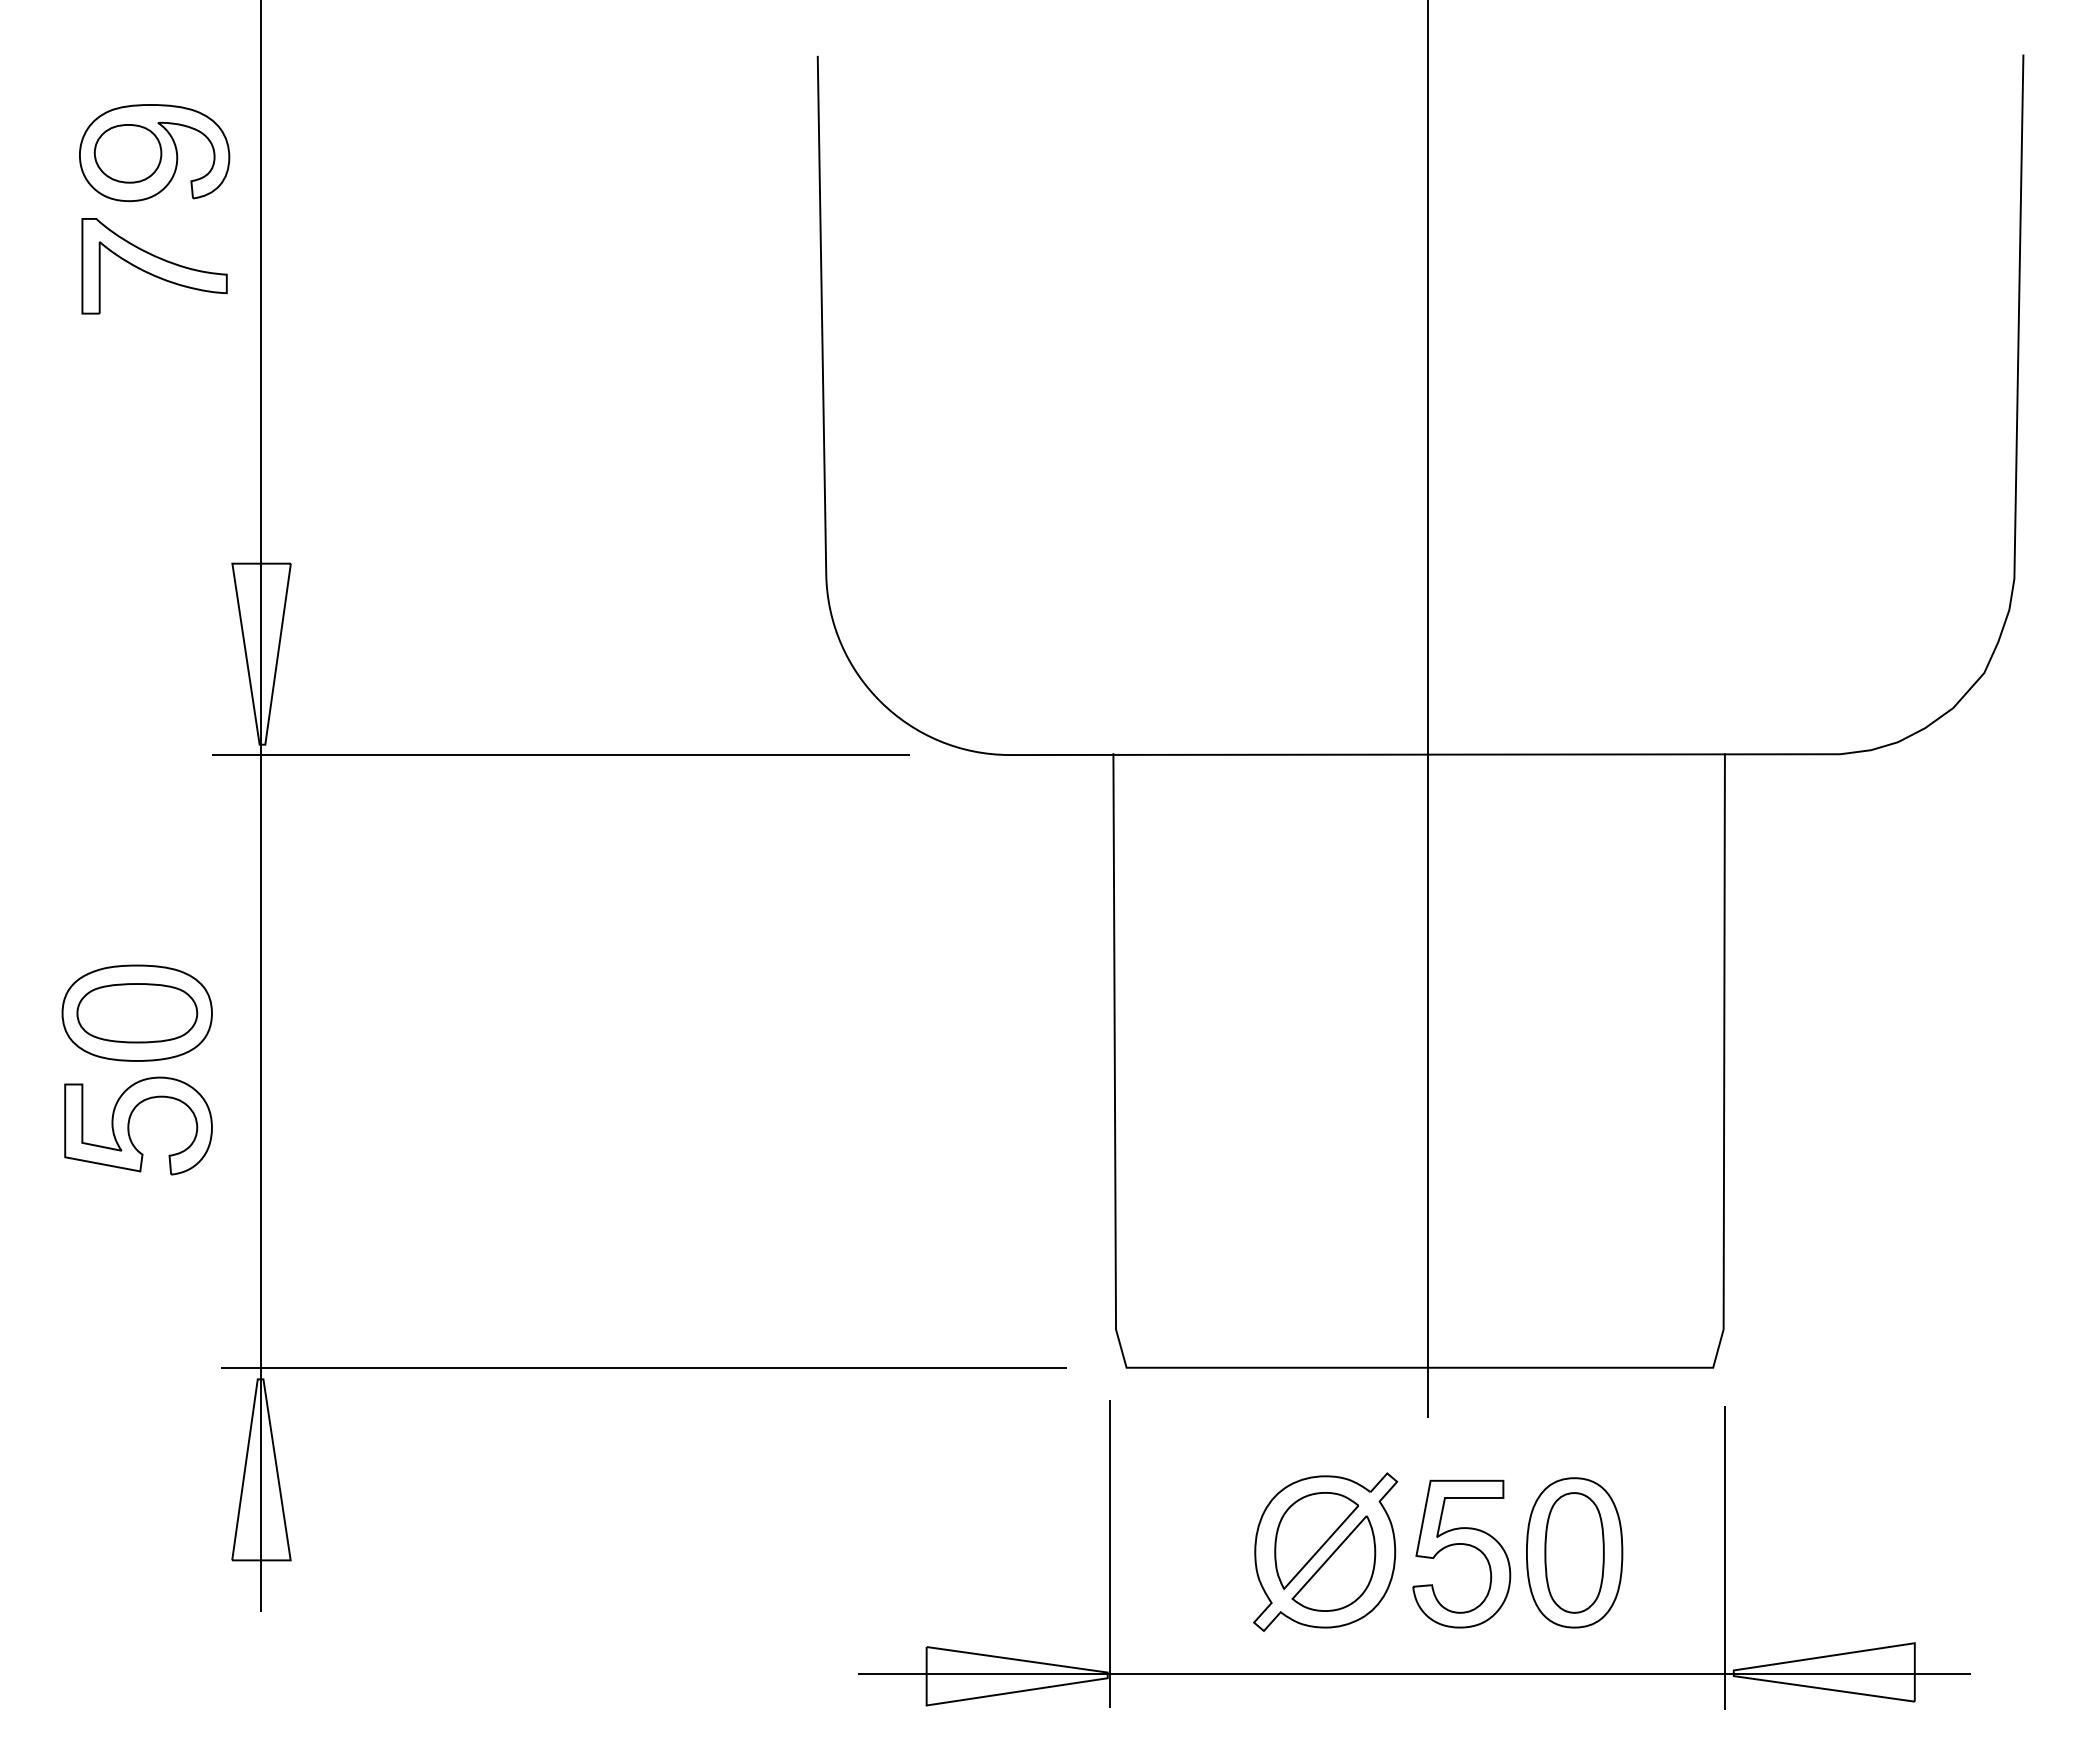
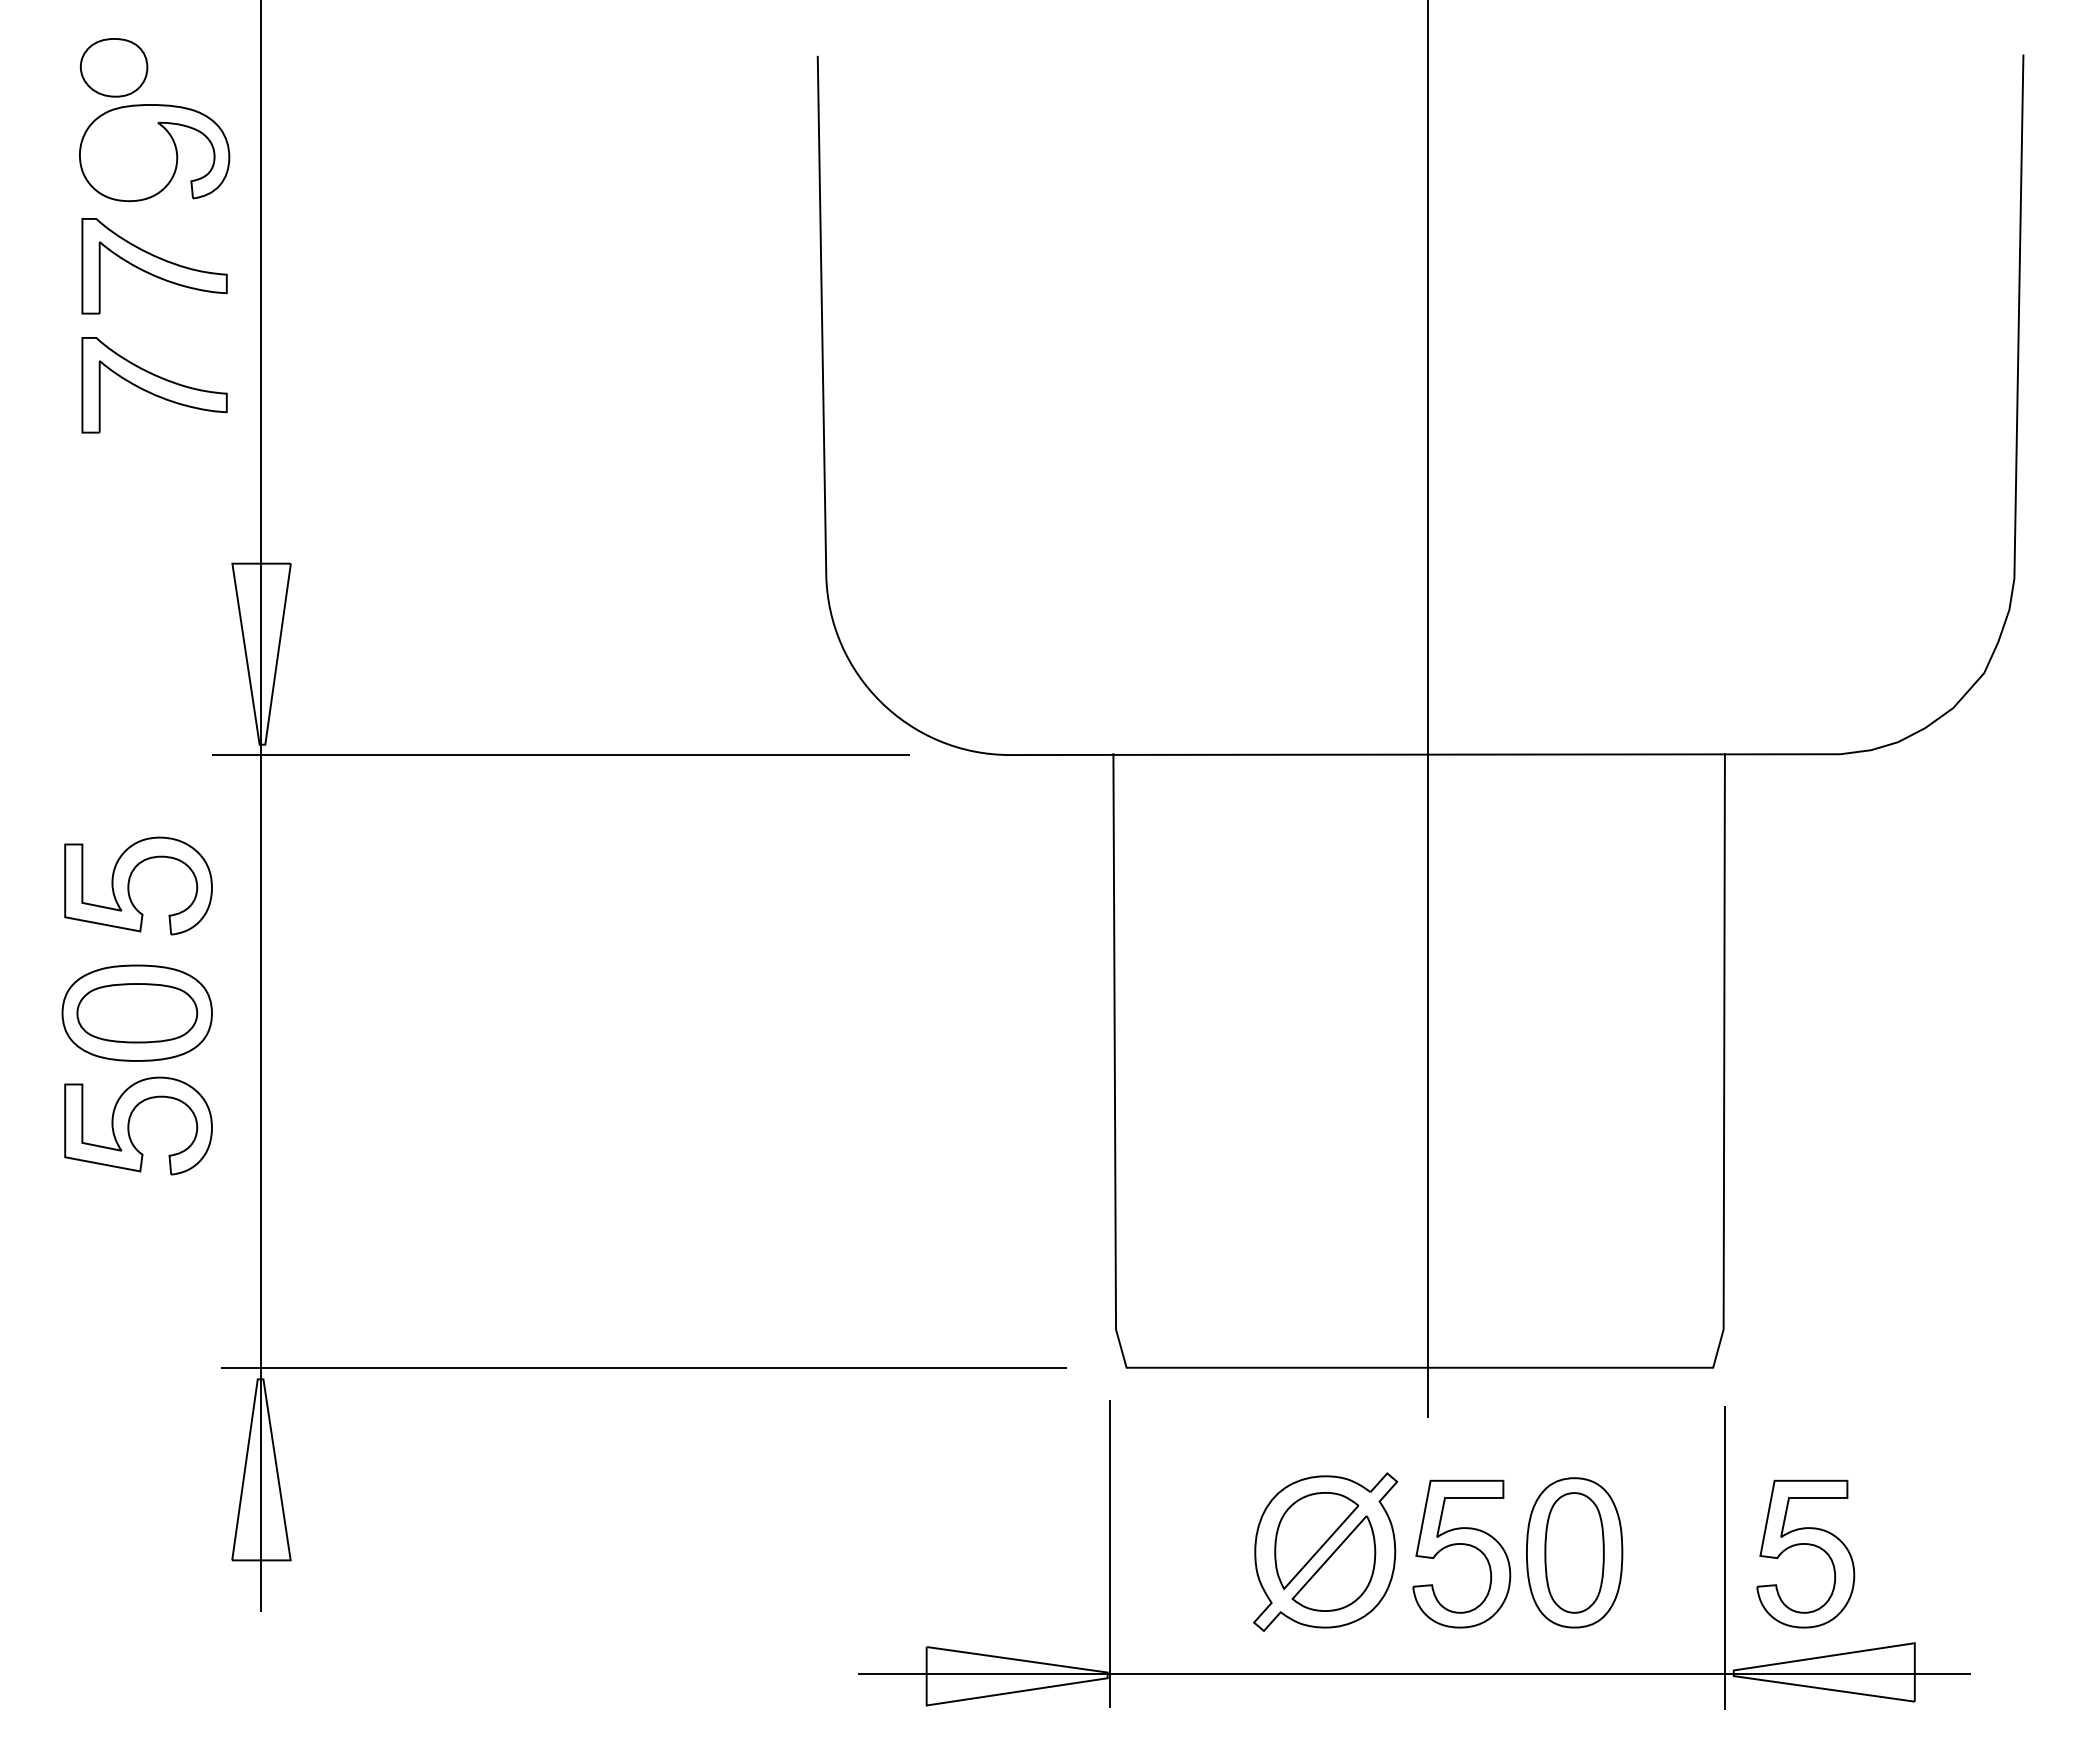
part position: (127, 153) -> (113, 67) (113, 67)
part: none -> present (154, 385)
part: none -> present (129, 885)
part: none -> present (1808, 1545)
